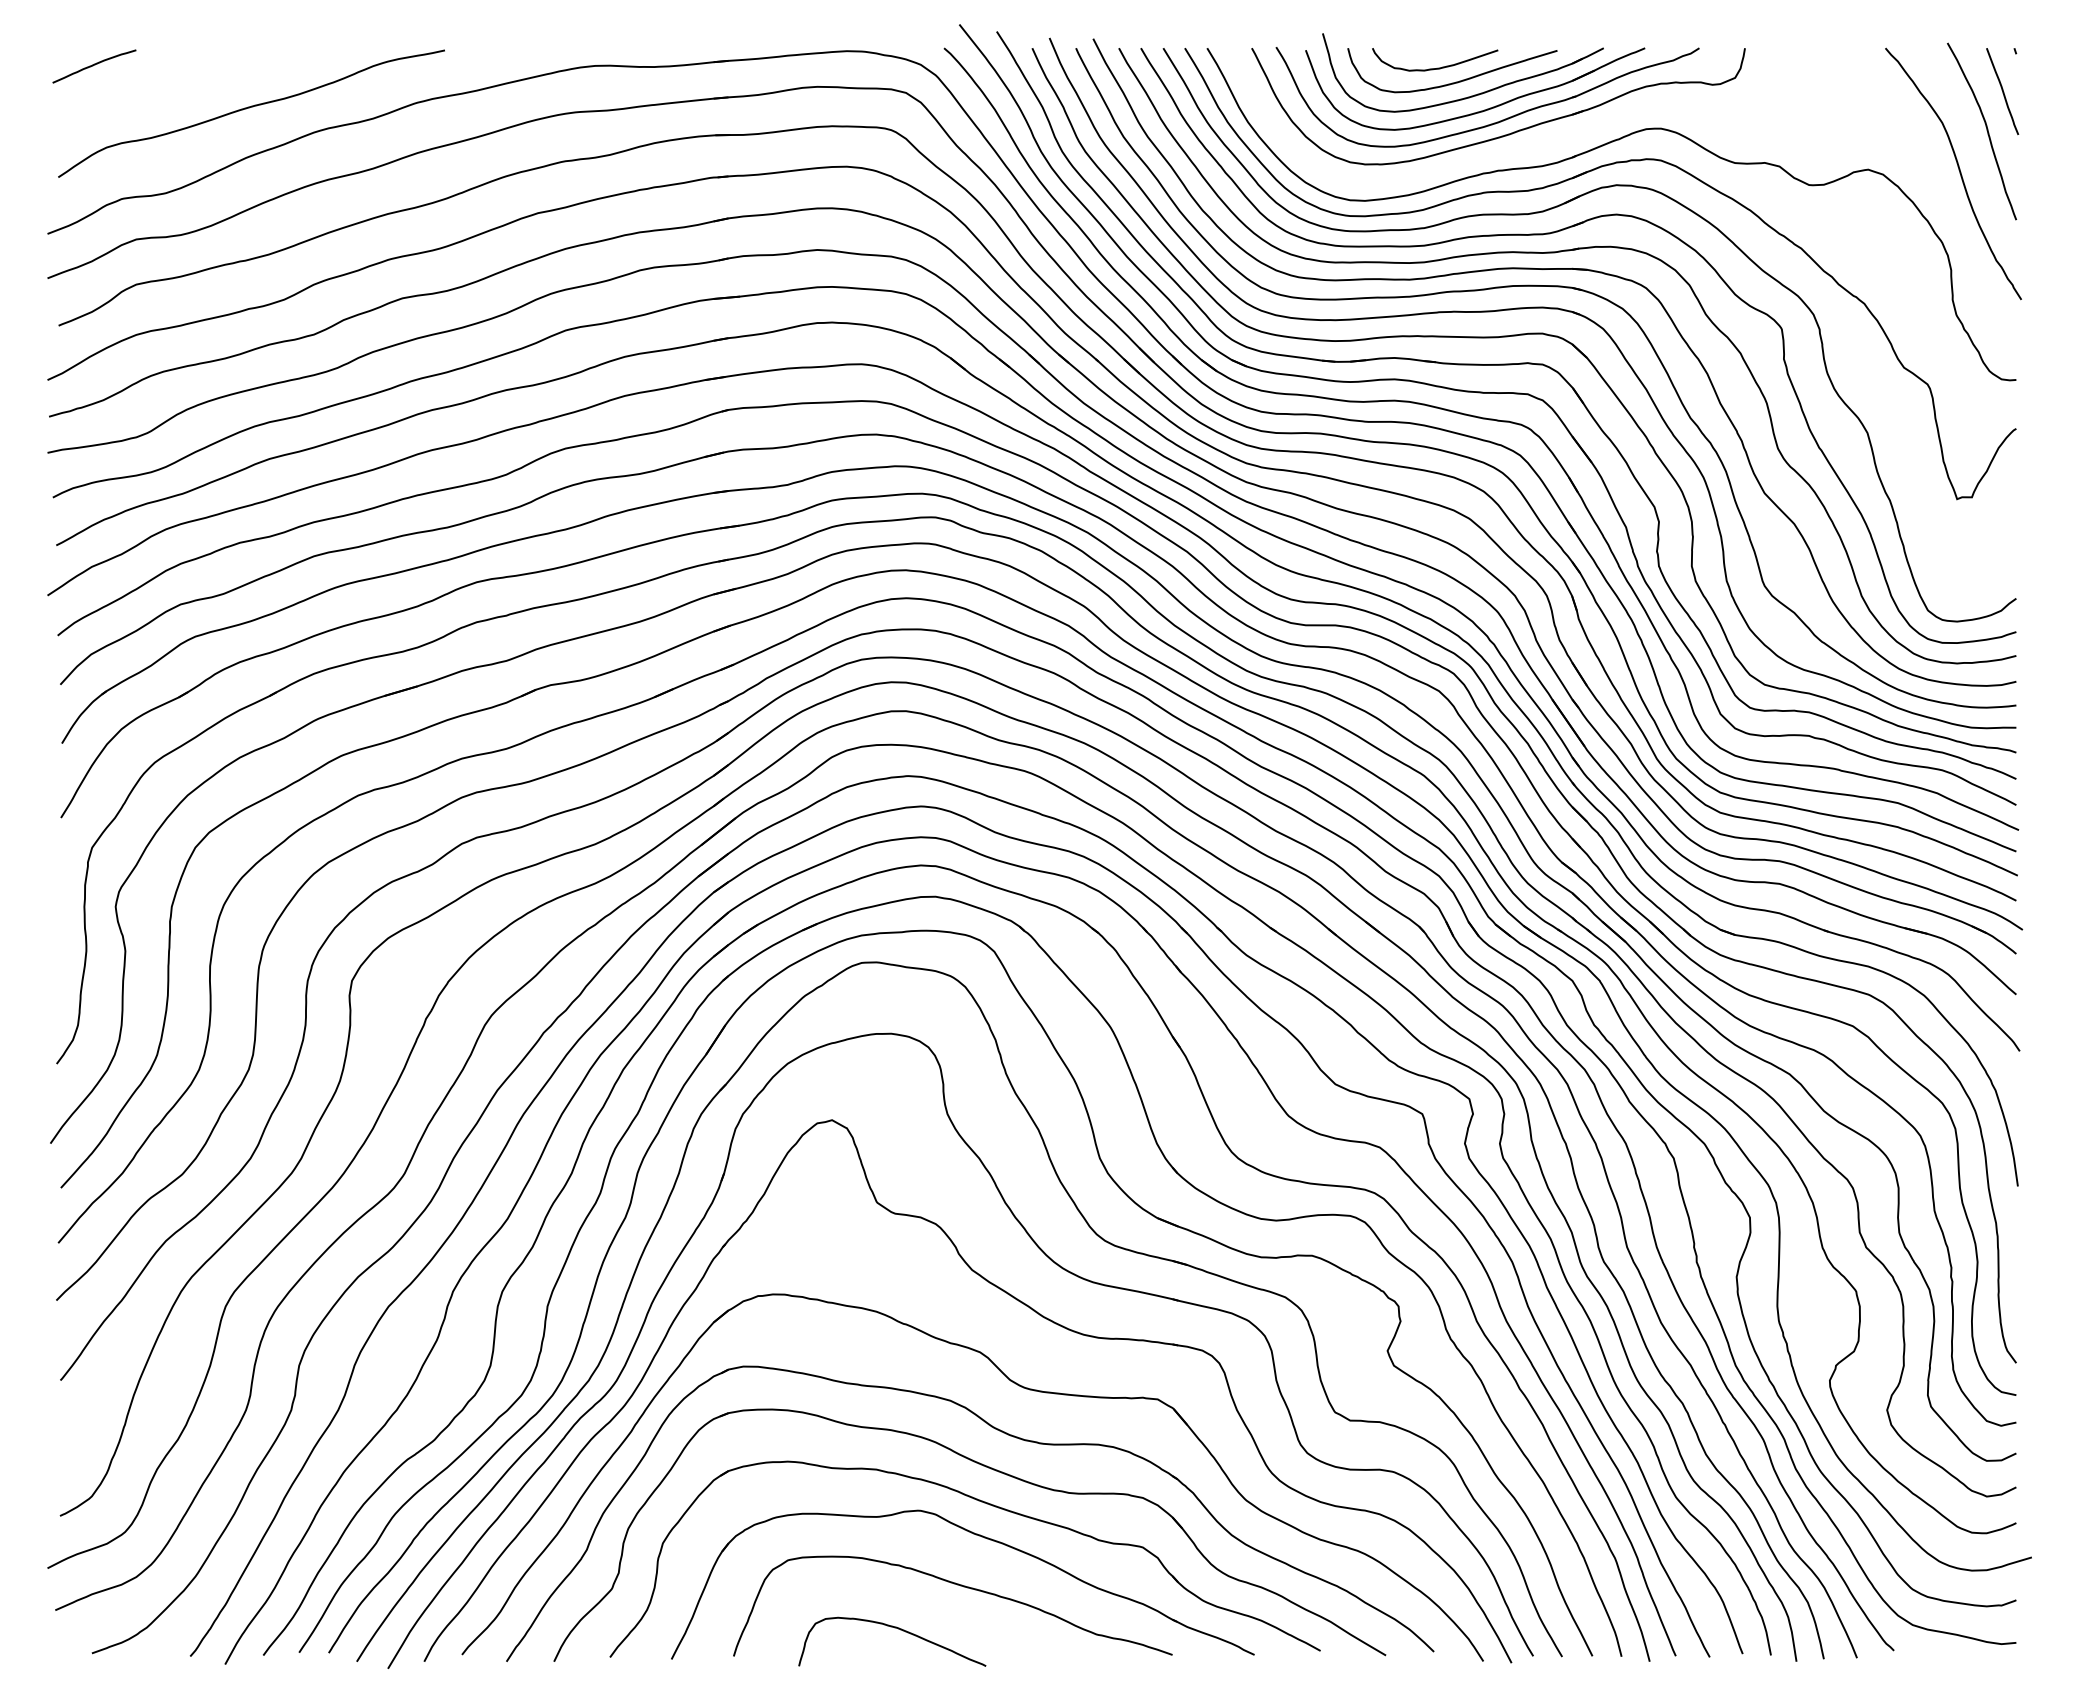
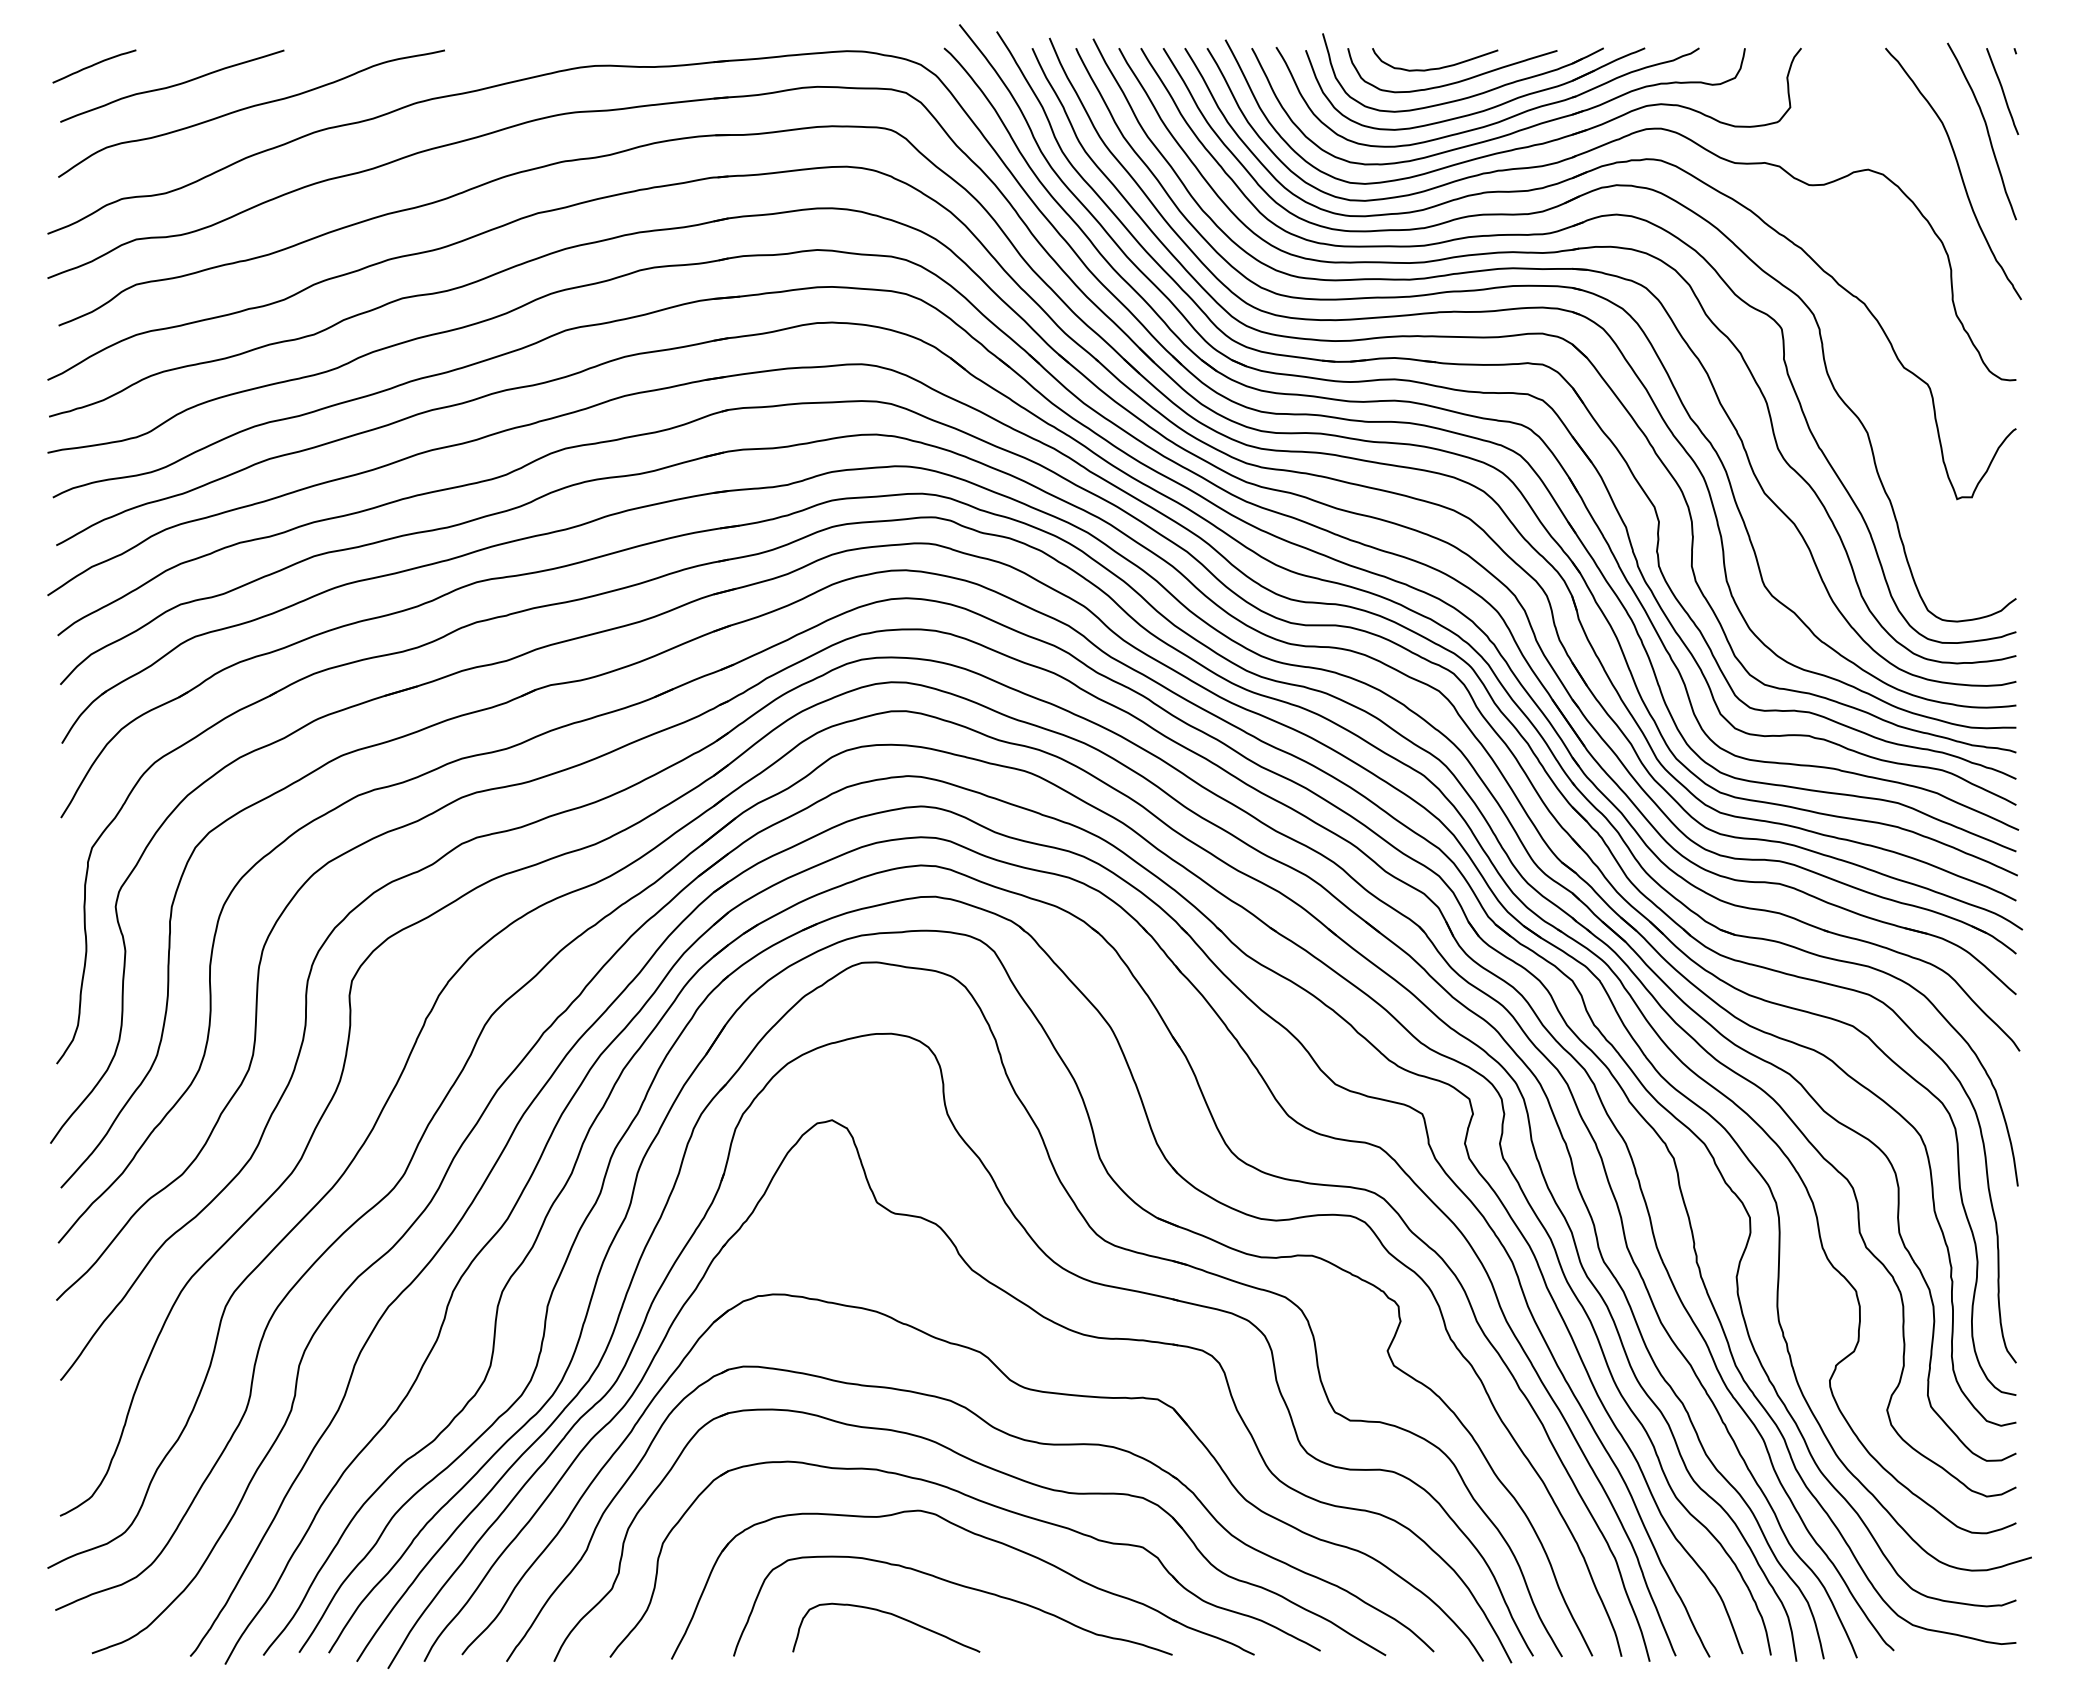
curve: none -> present (172, 85)
part: none -> present (1517, 147)
curve position: (894, 1628) -> (888, 1614) (888, 1614)
